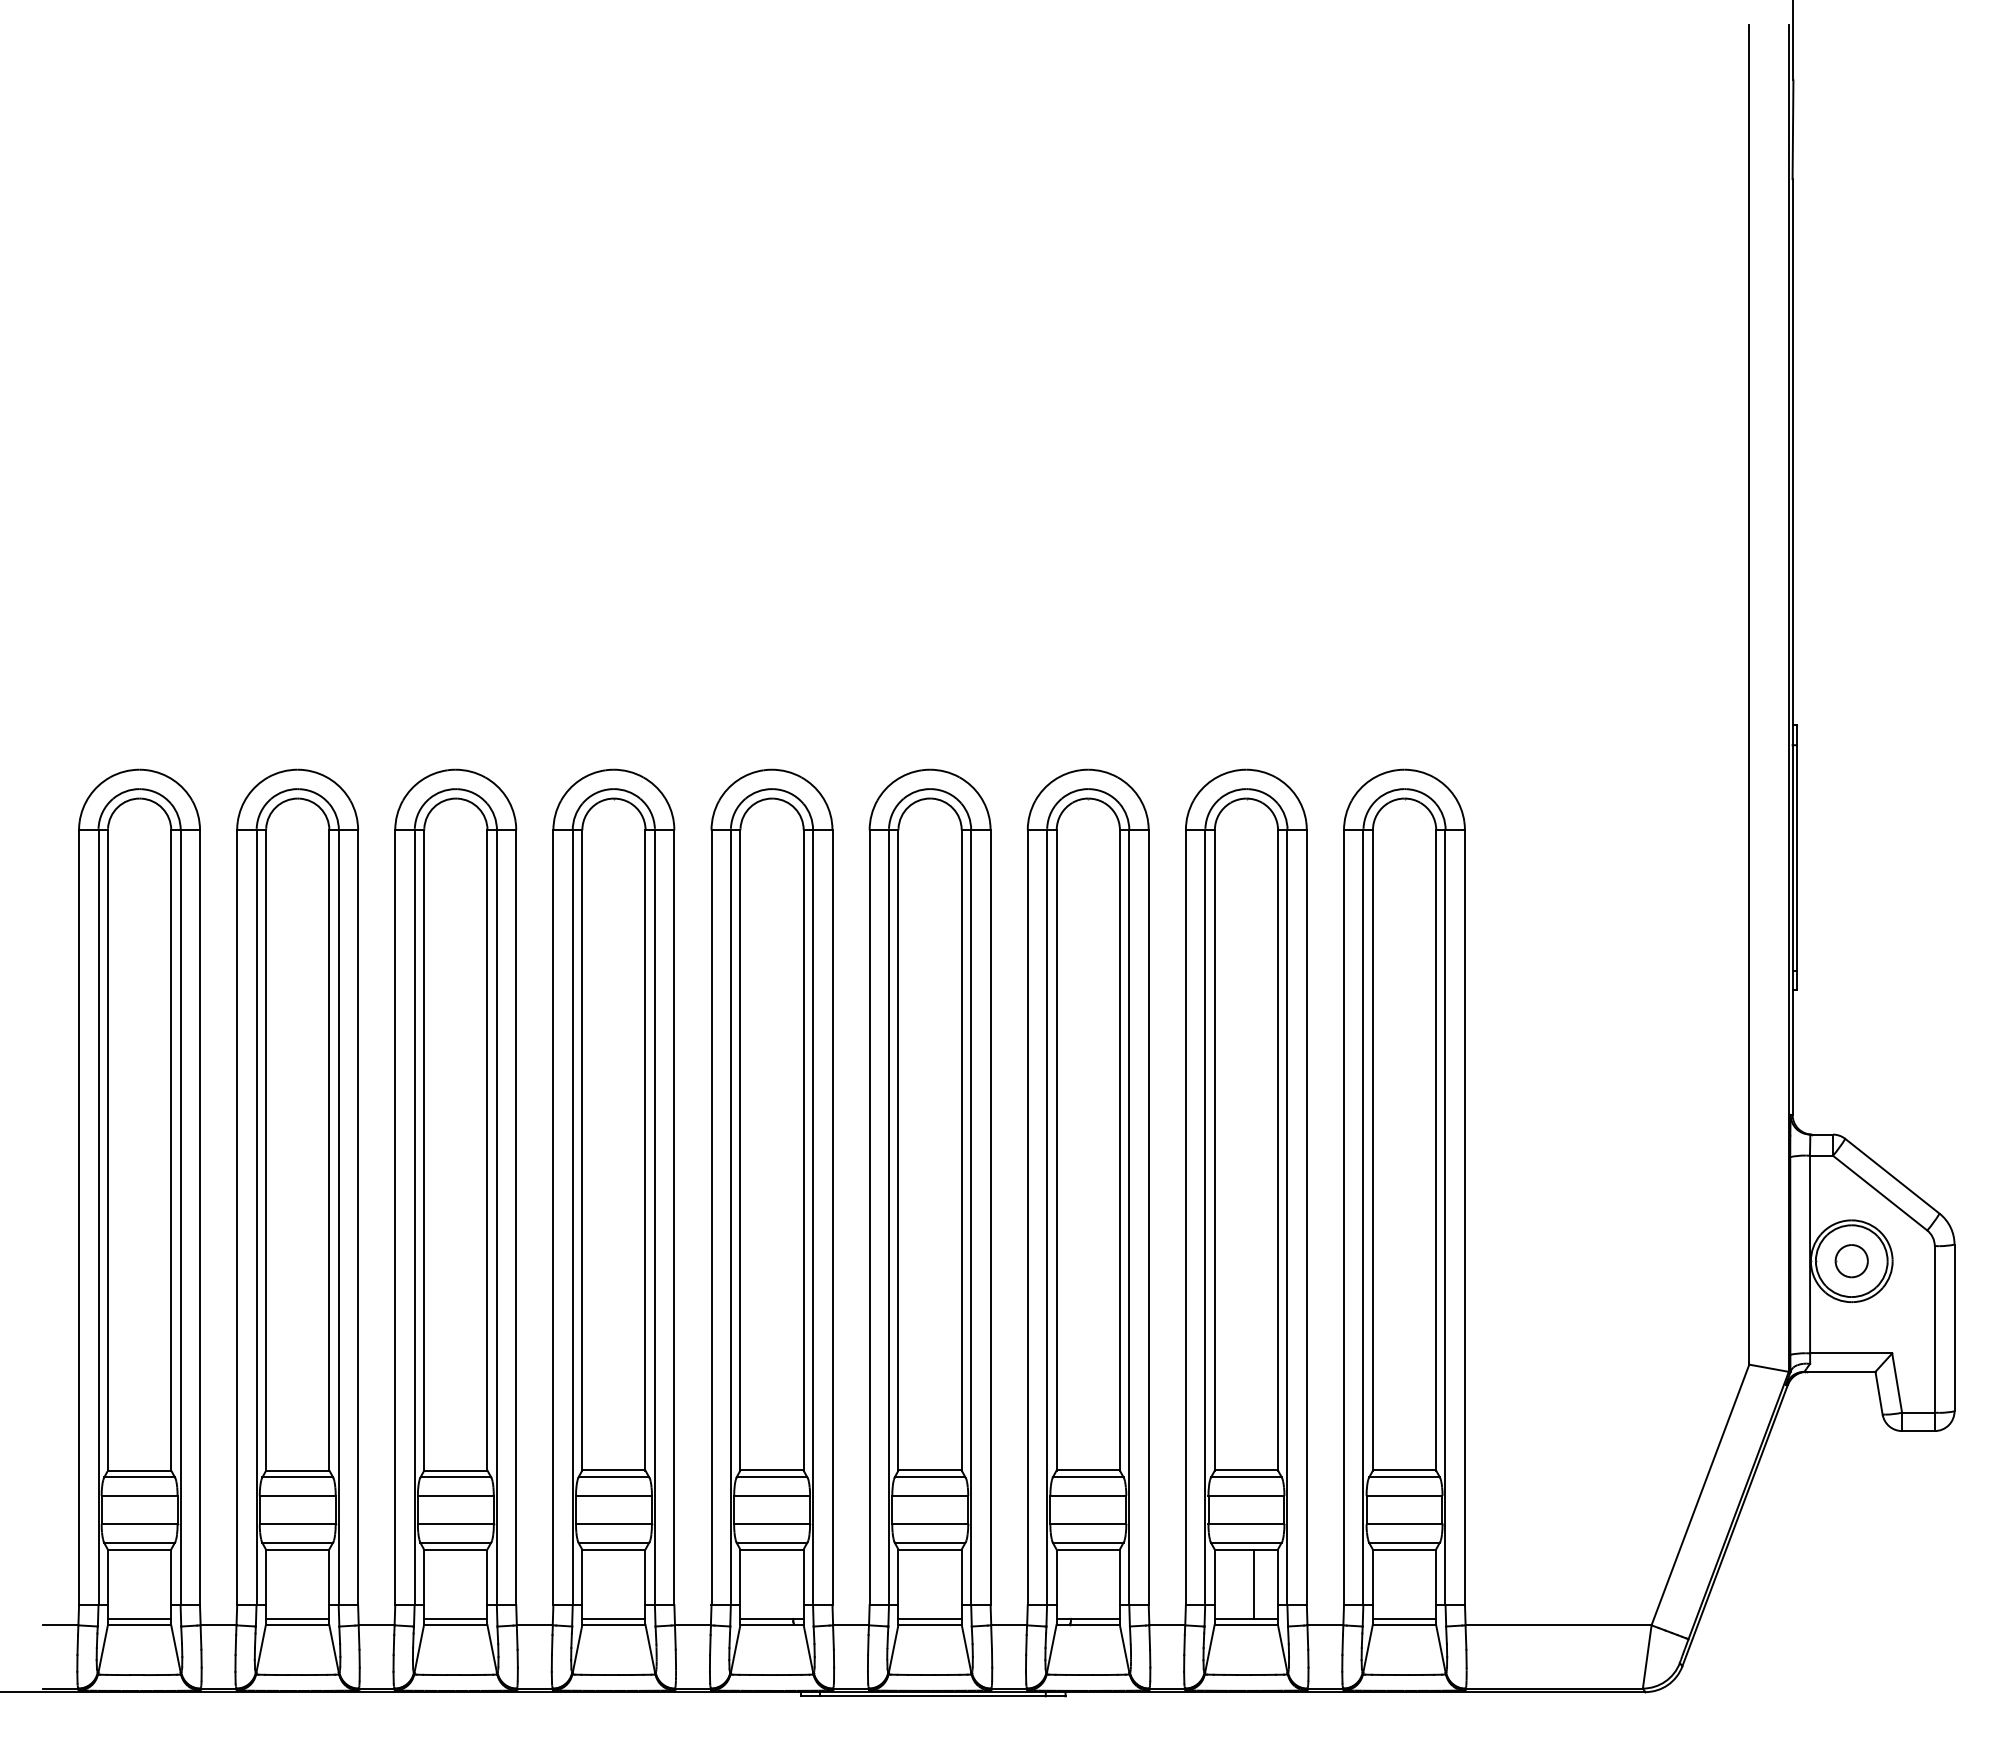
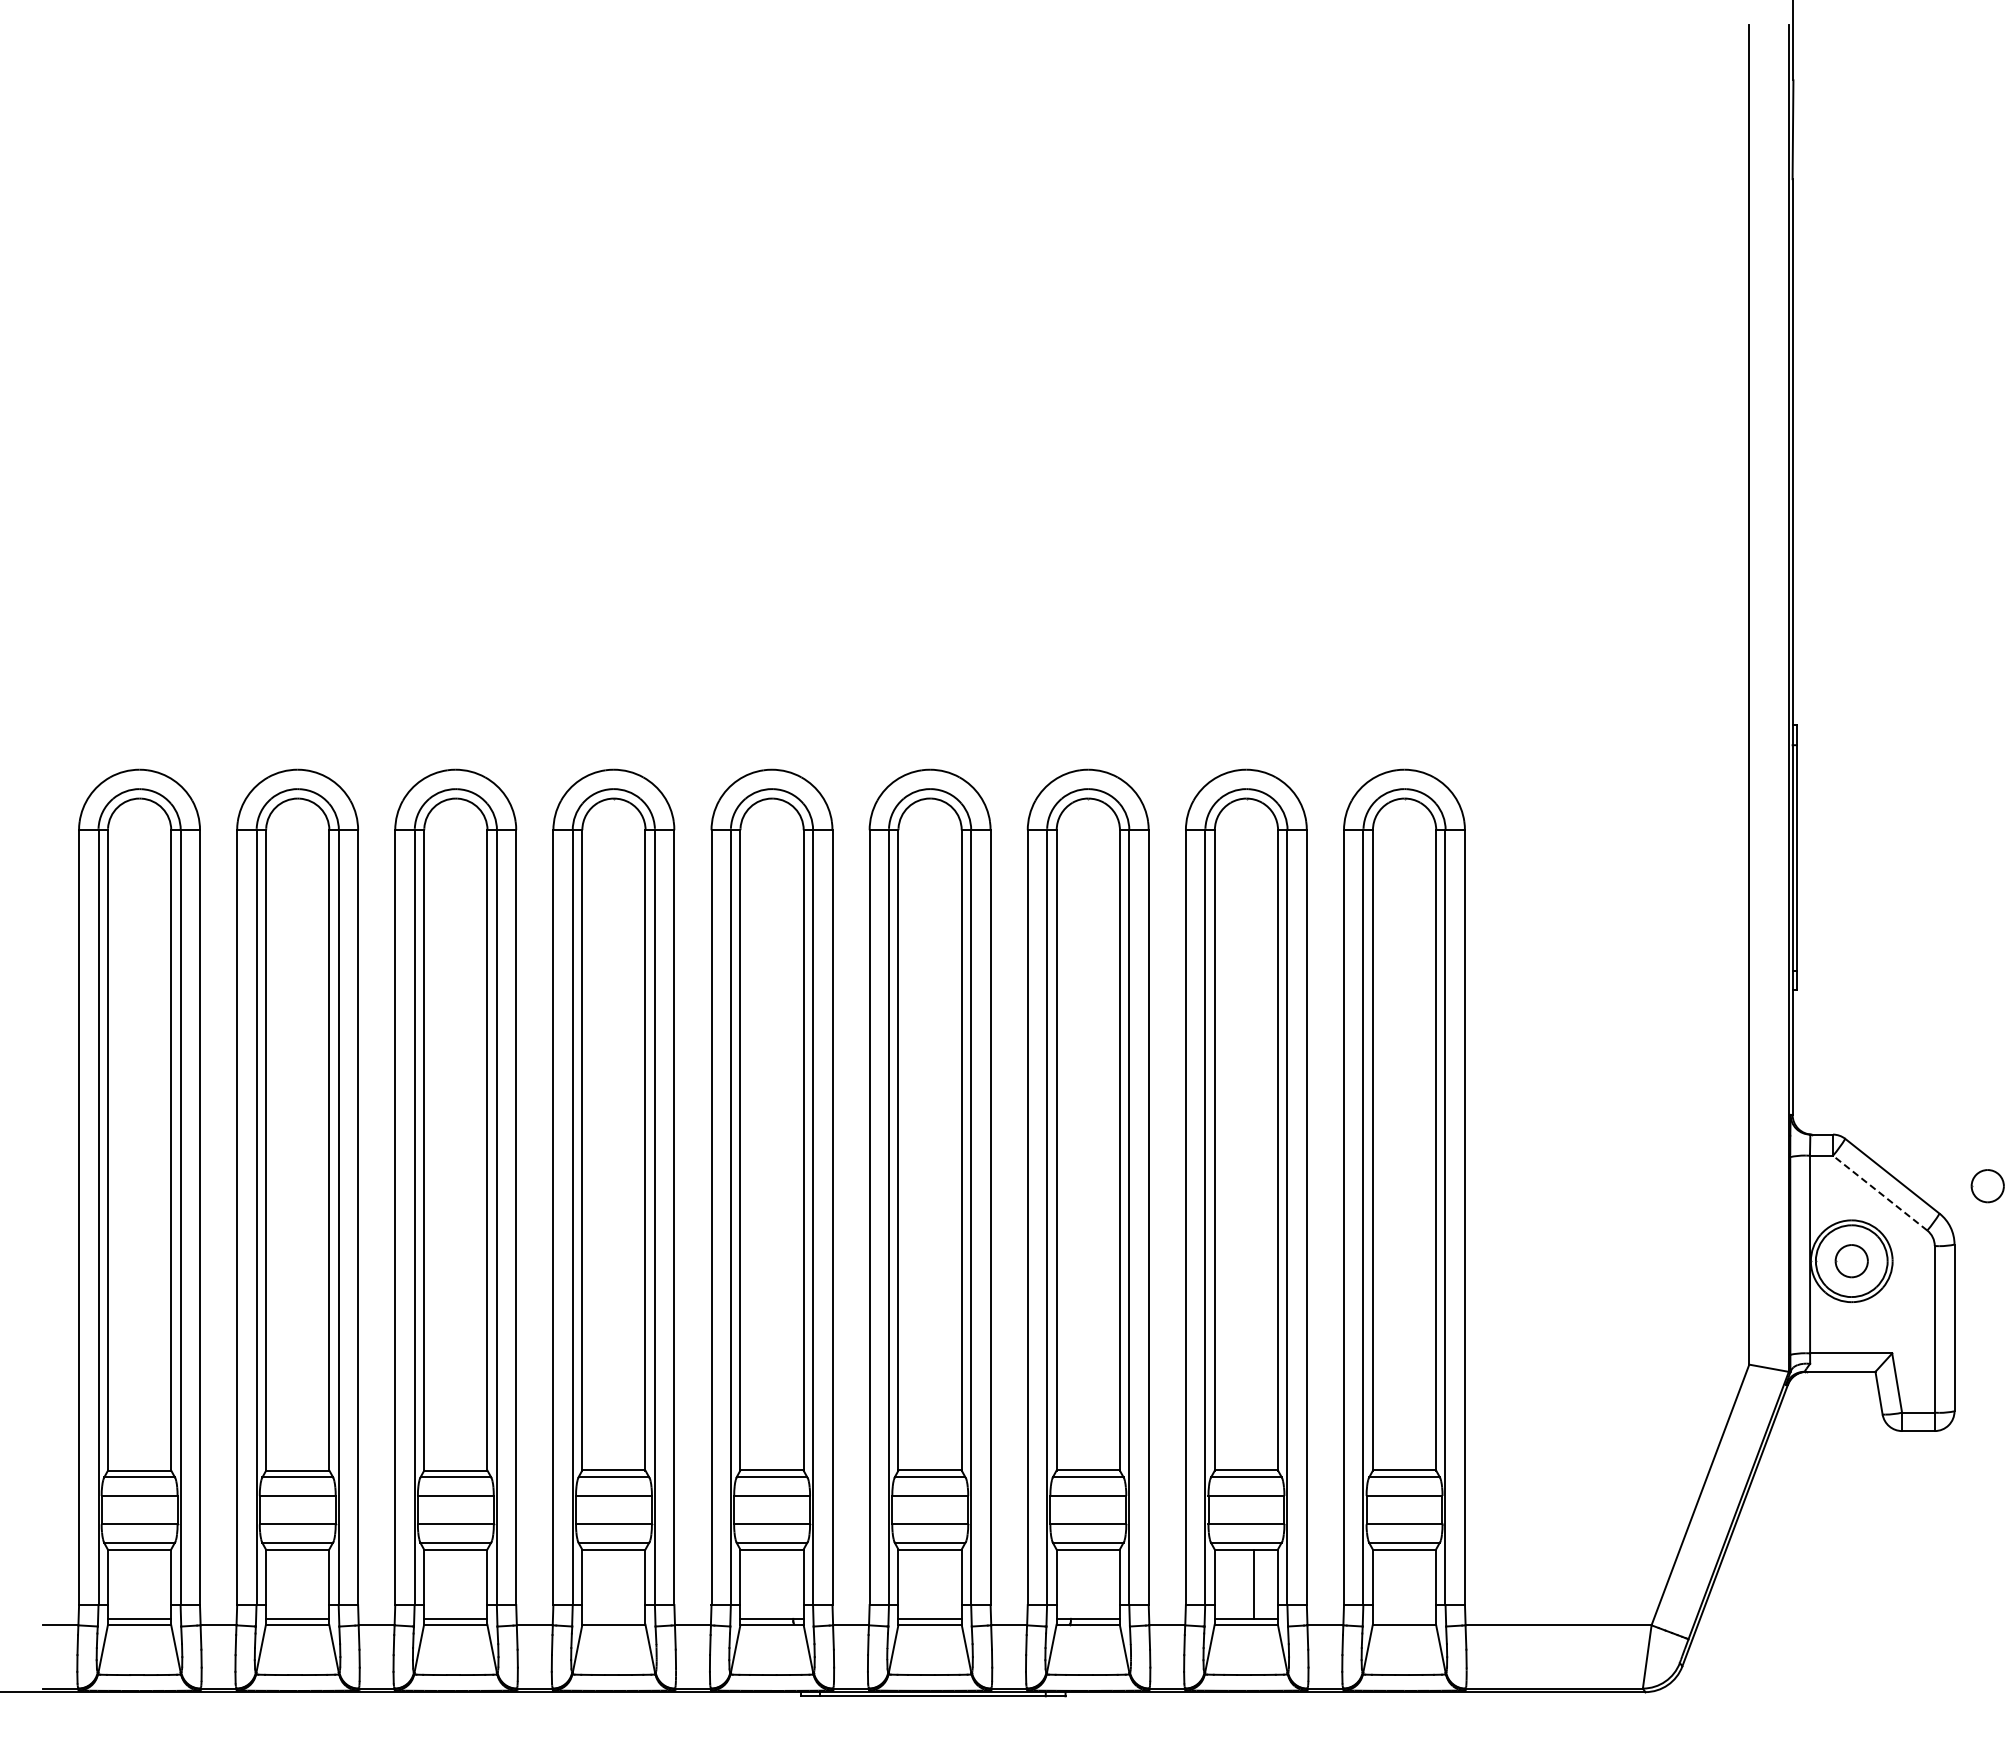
part: none -> present (1987, 1186)
line: solid -> dashed (1879, 1192)
line: present -> none (613, 1618)
line: present -> none (1404, 1618)
